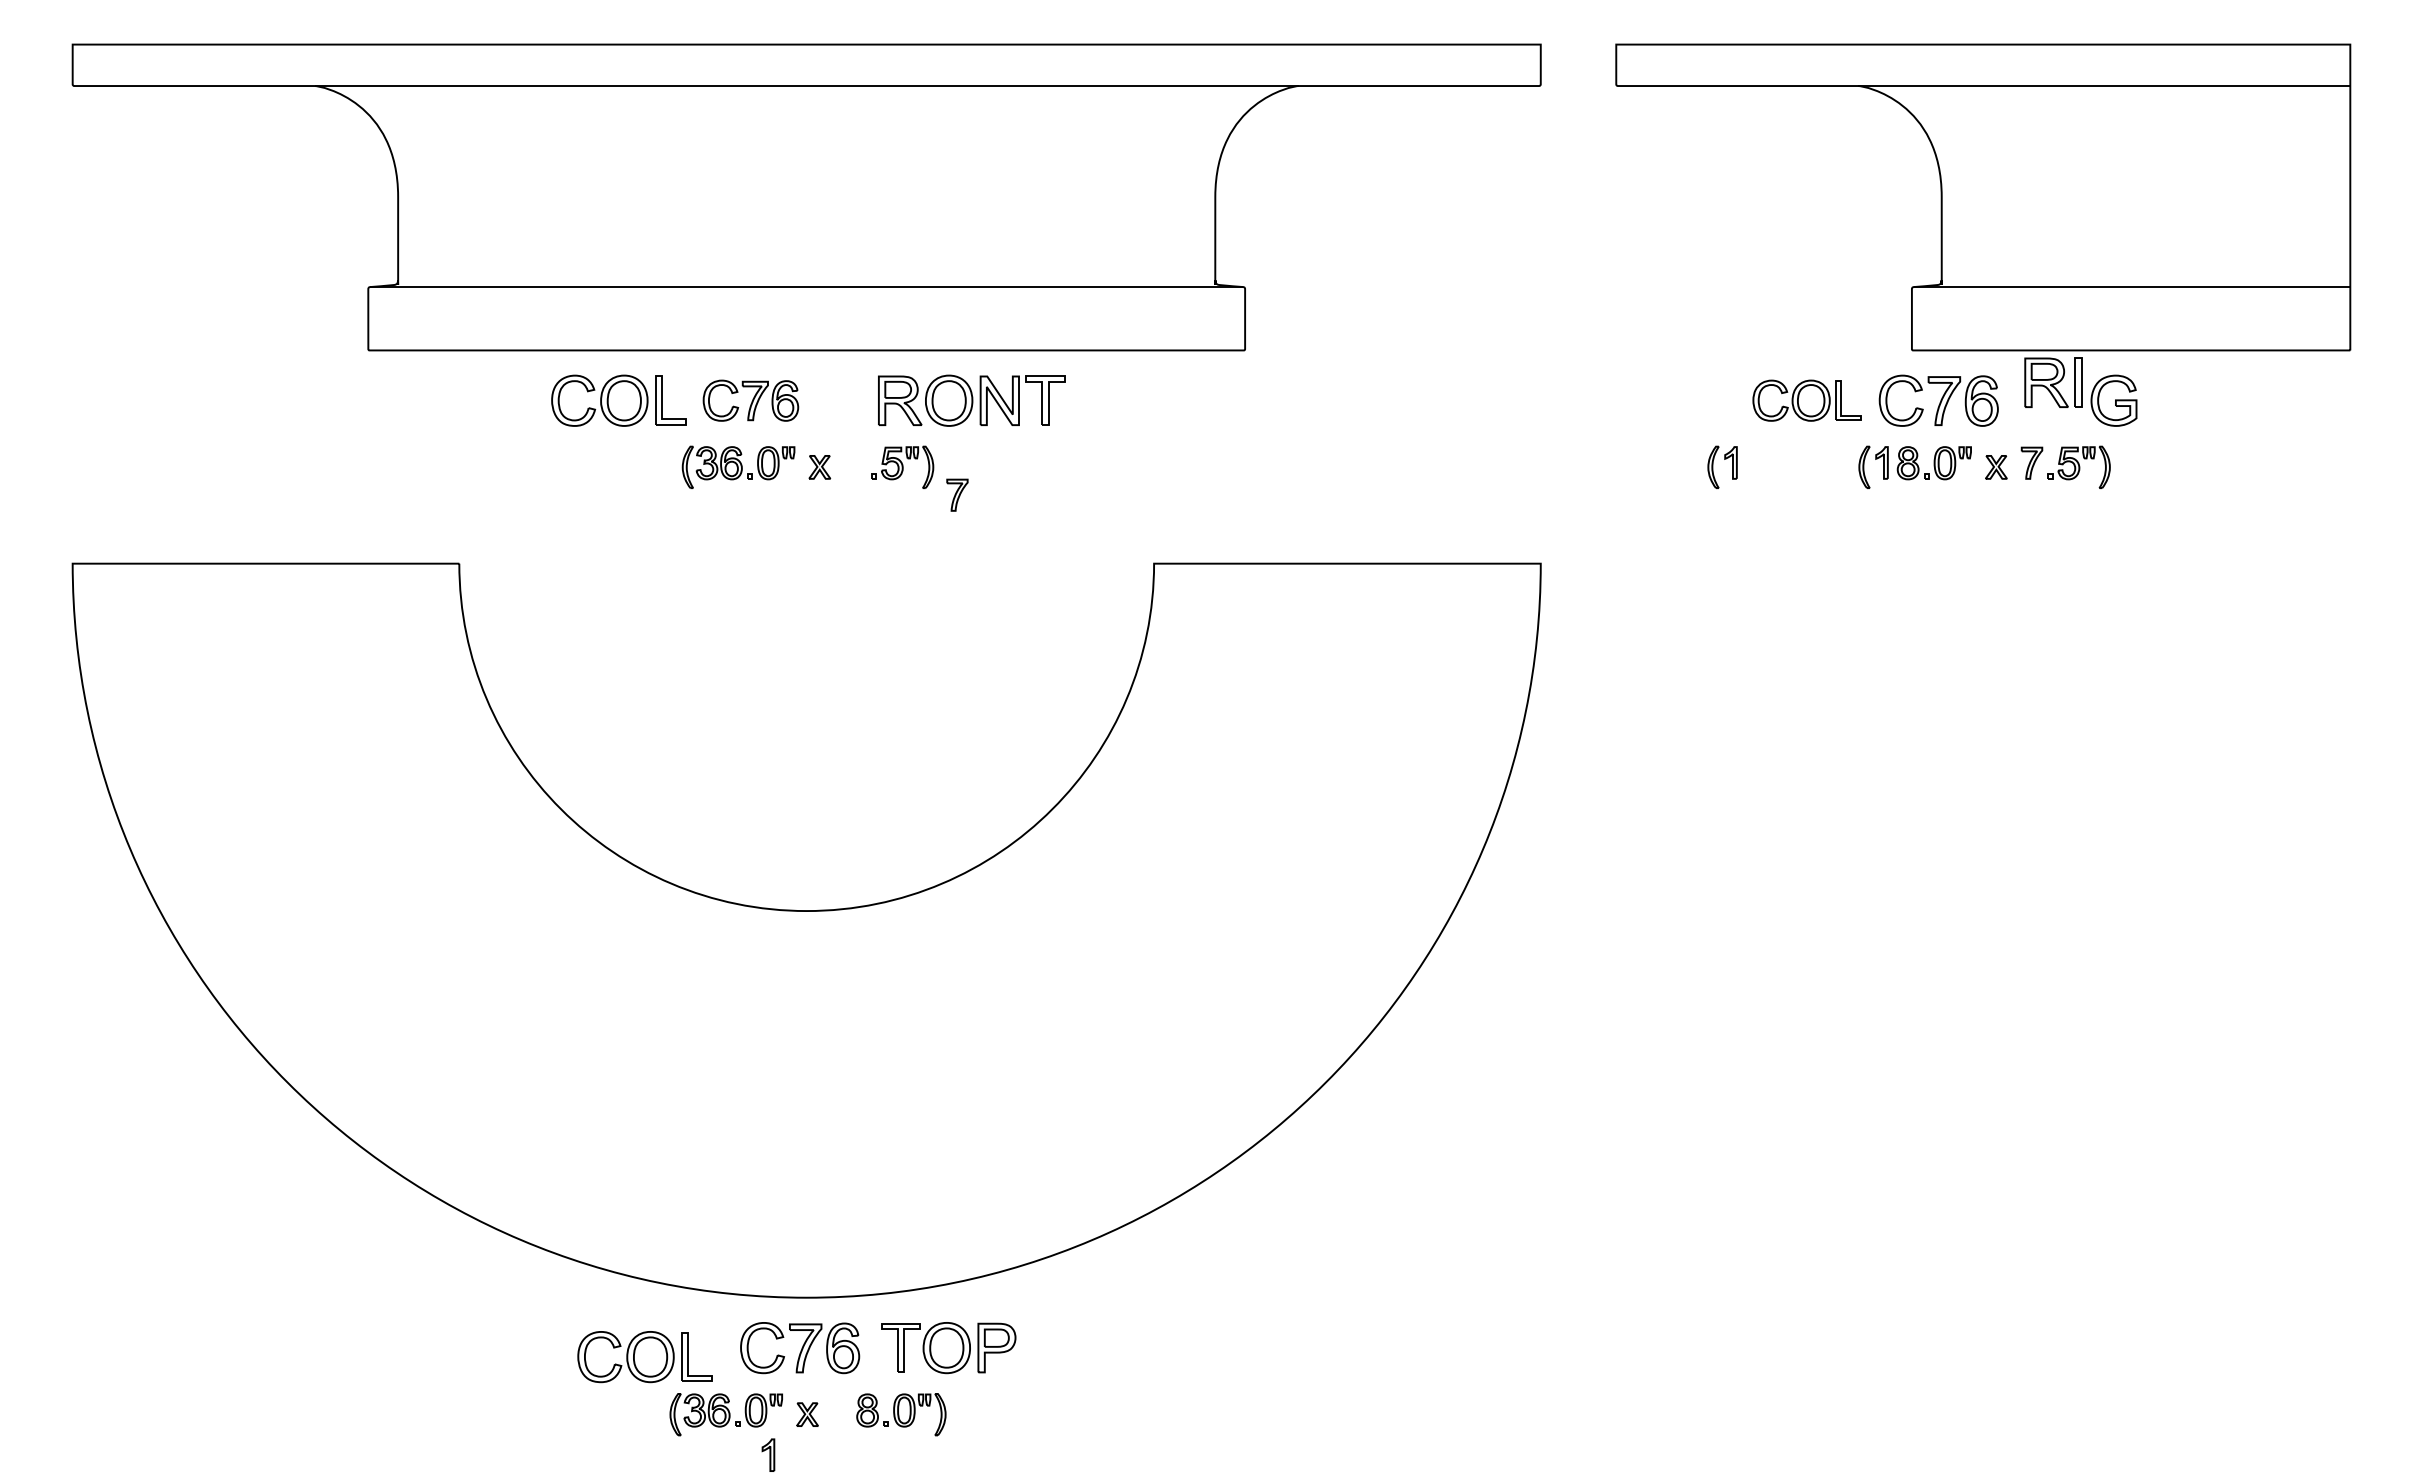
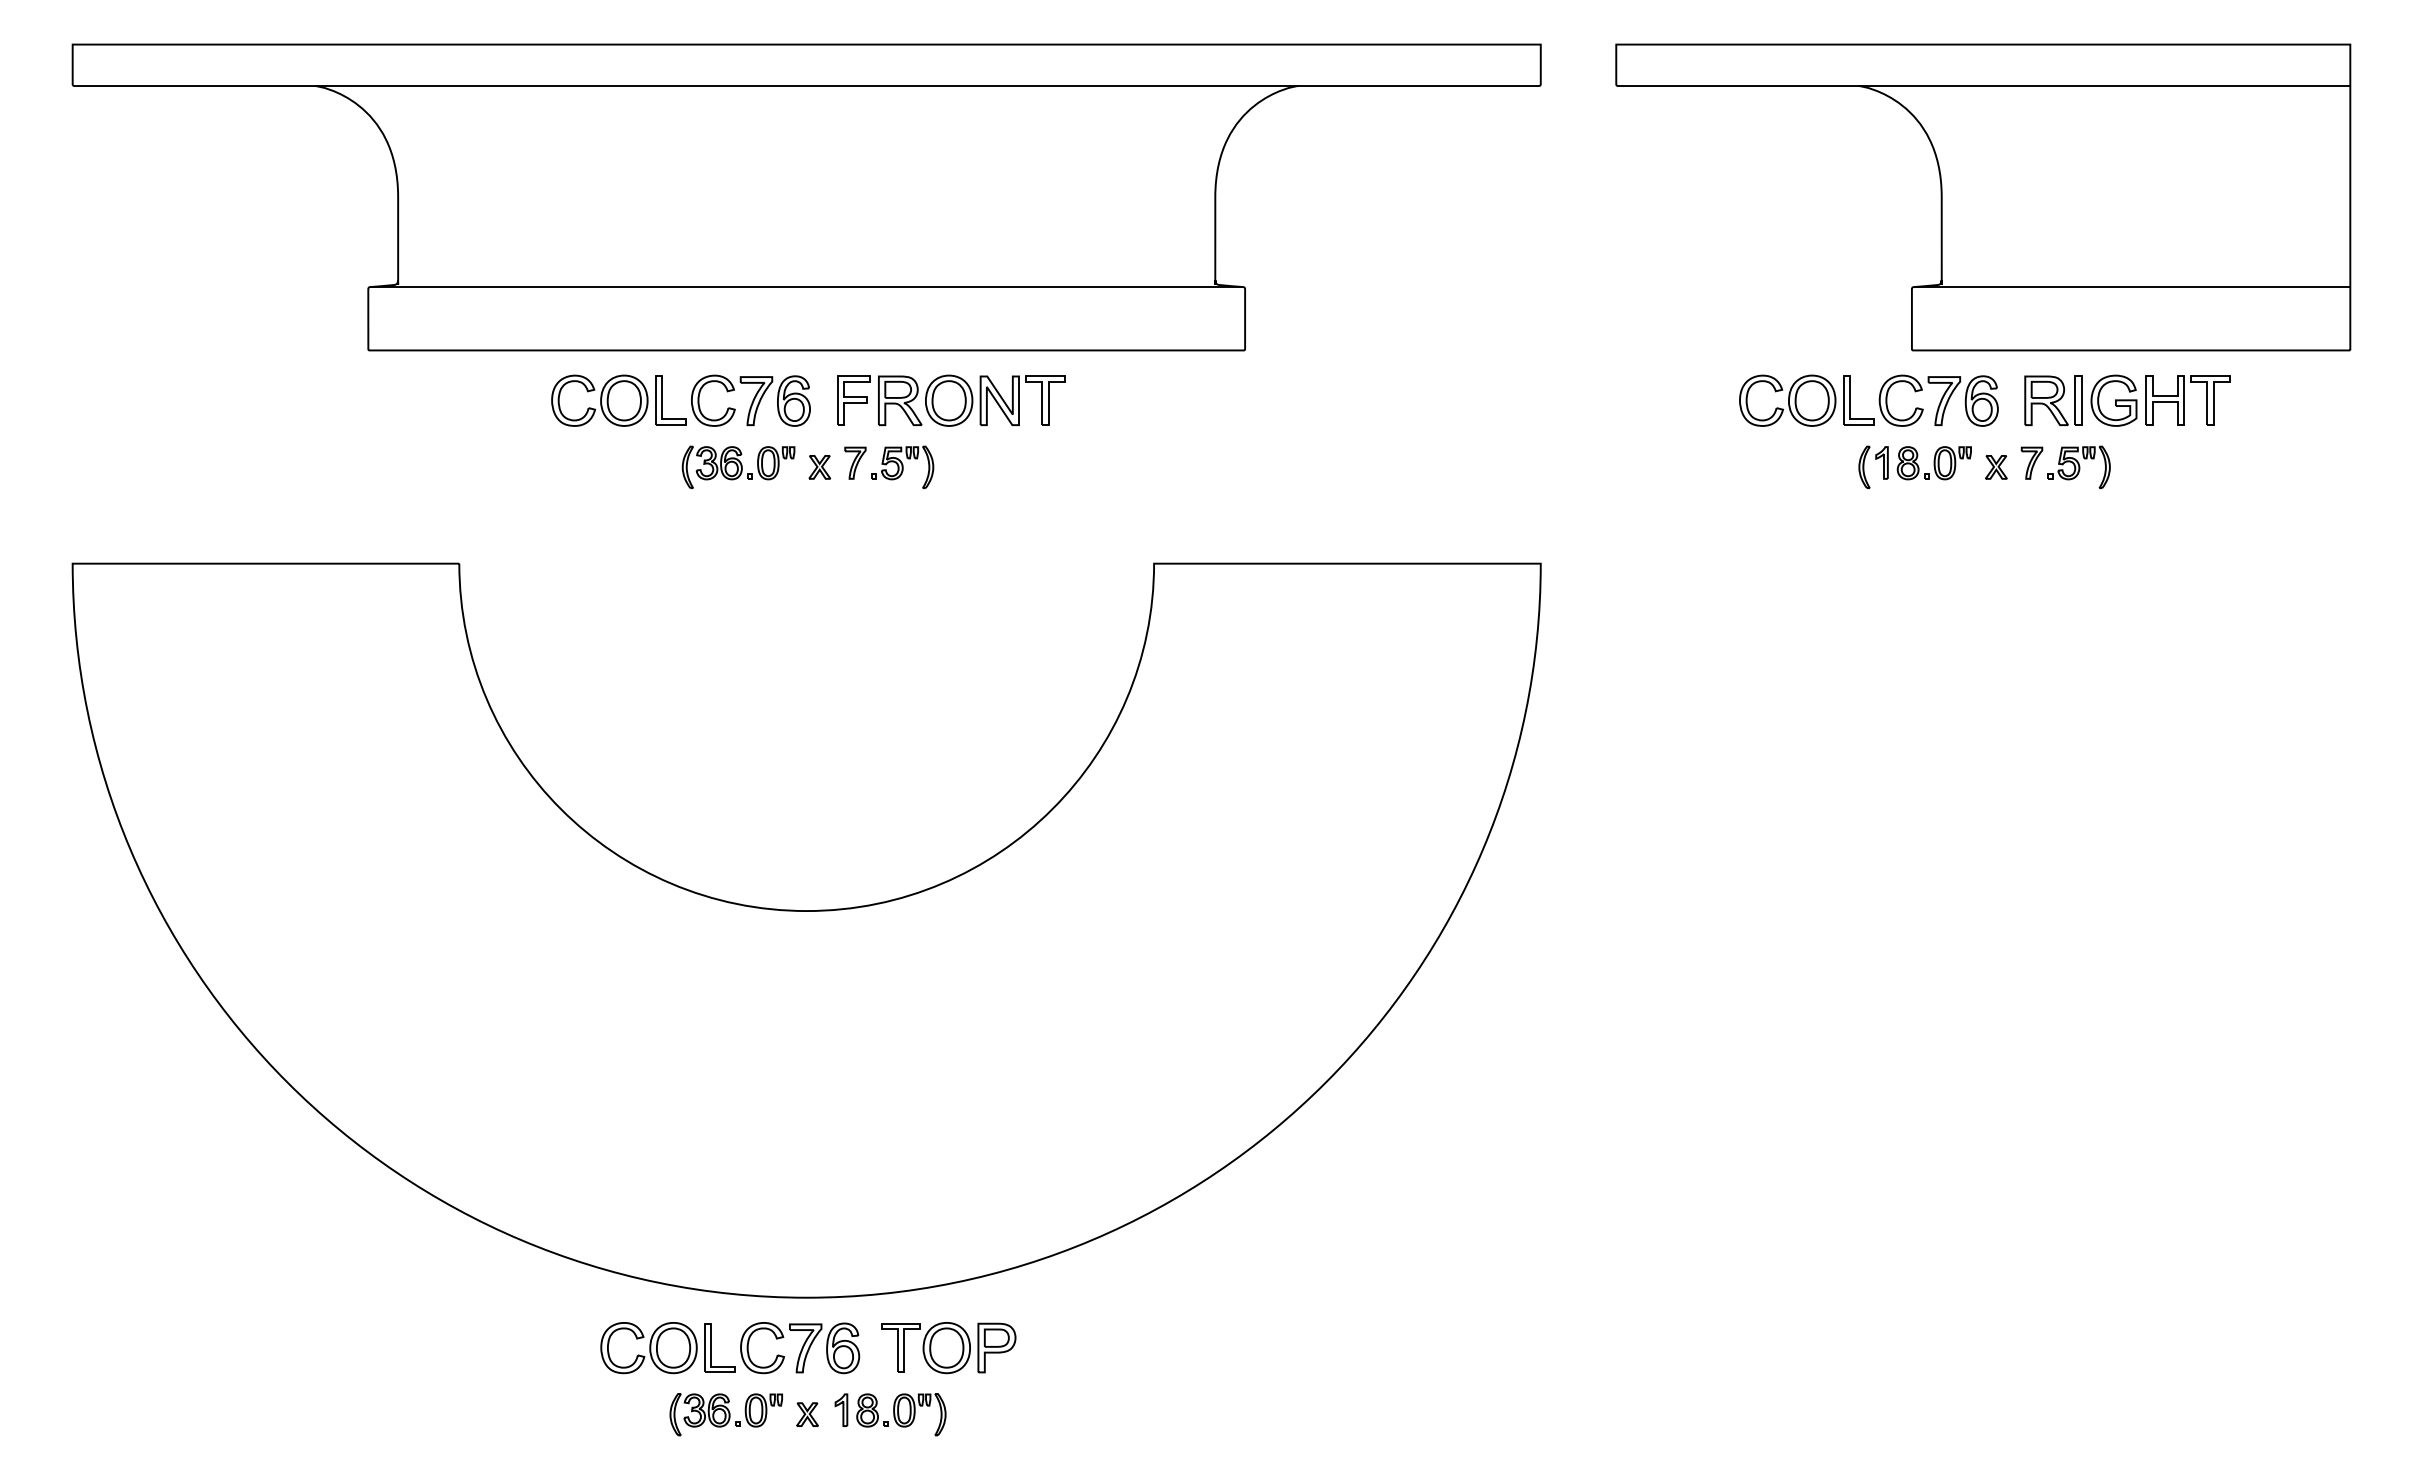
part position: (2053, 382) -> (2053, 400) (2053, 400)
part size: 98x43 px -> 120x53 px (750, 400)
part: none -> present (853, 400)
part size: 110x43 px -> 136x53 px (1806, 400)
part: none -> present (2187, 400)
part: present -> none (1724, 459)
part position: (957, 494) -> (855, 462) (855, 462)
part position: (644, 1357) -> (667, 1348) (667, 1348)
part position: (768, 1454) -> (841, 1409) (841, 1409)
